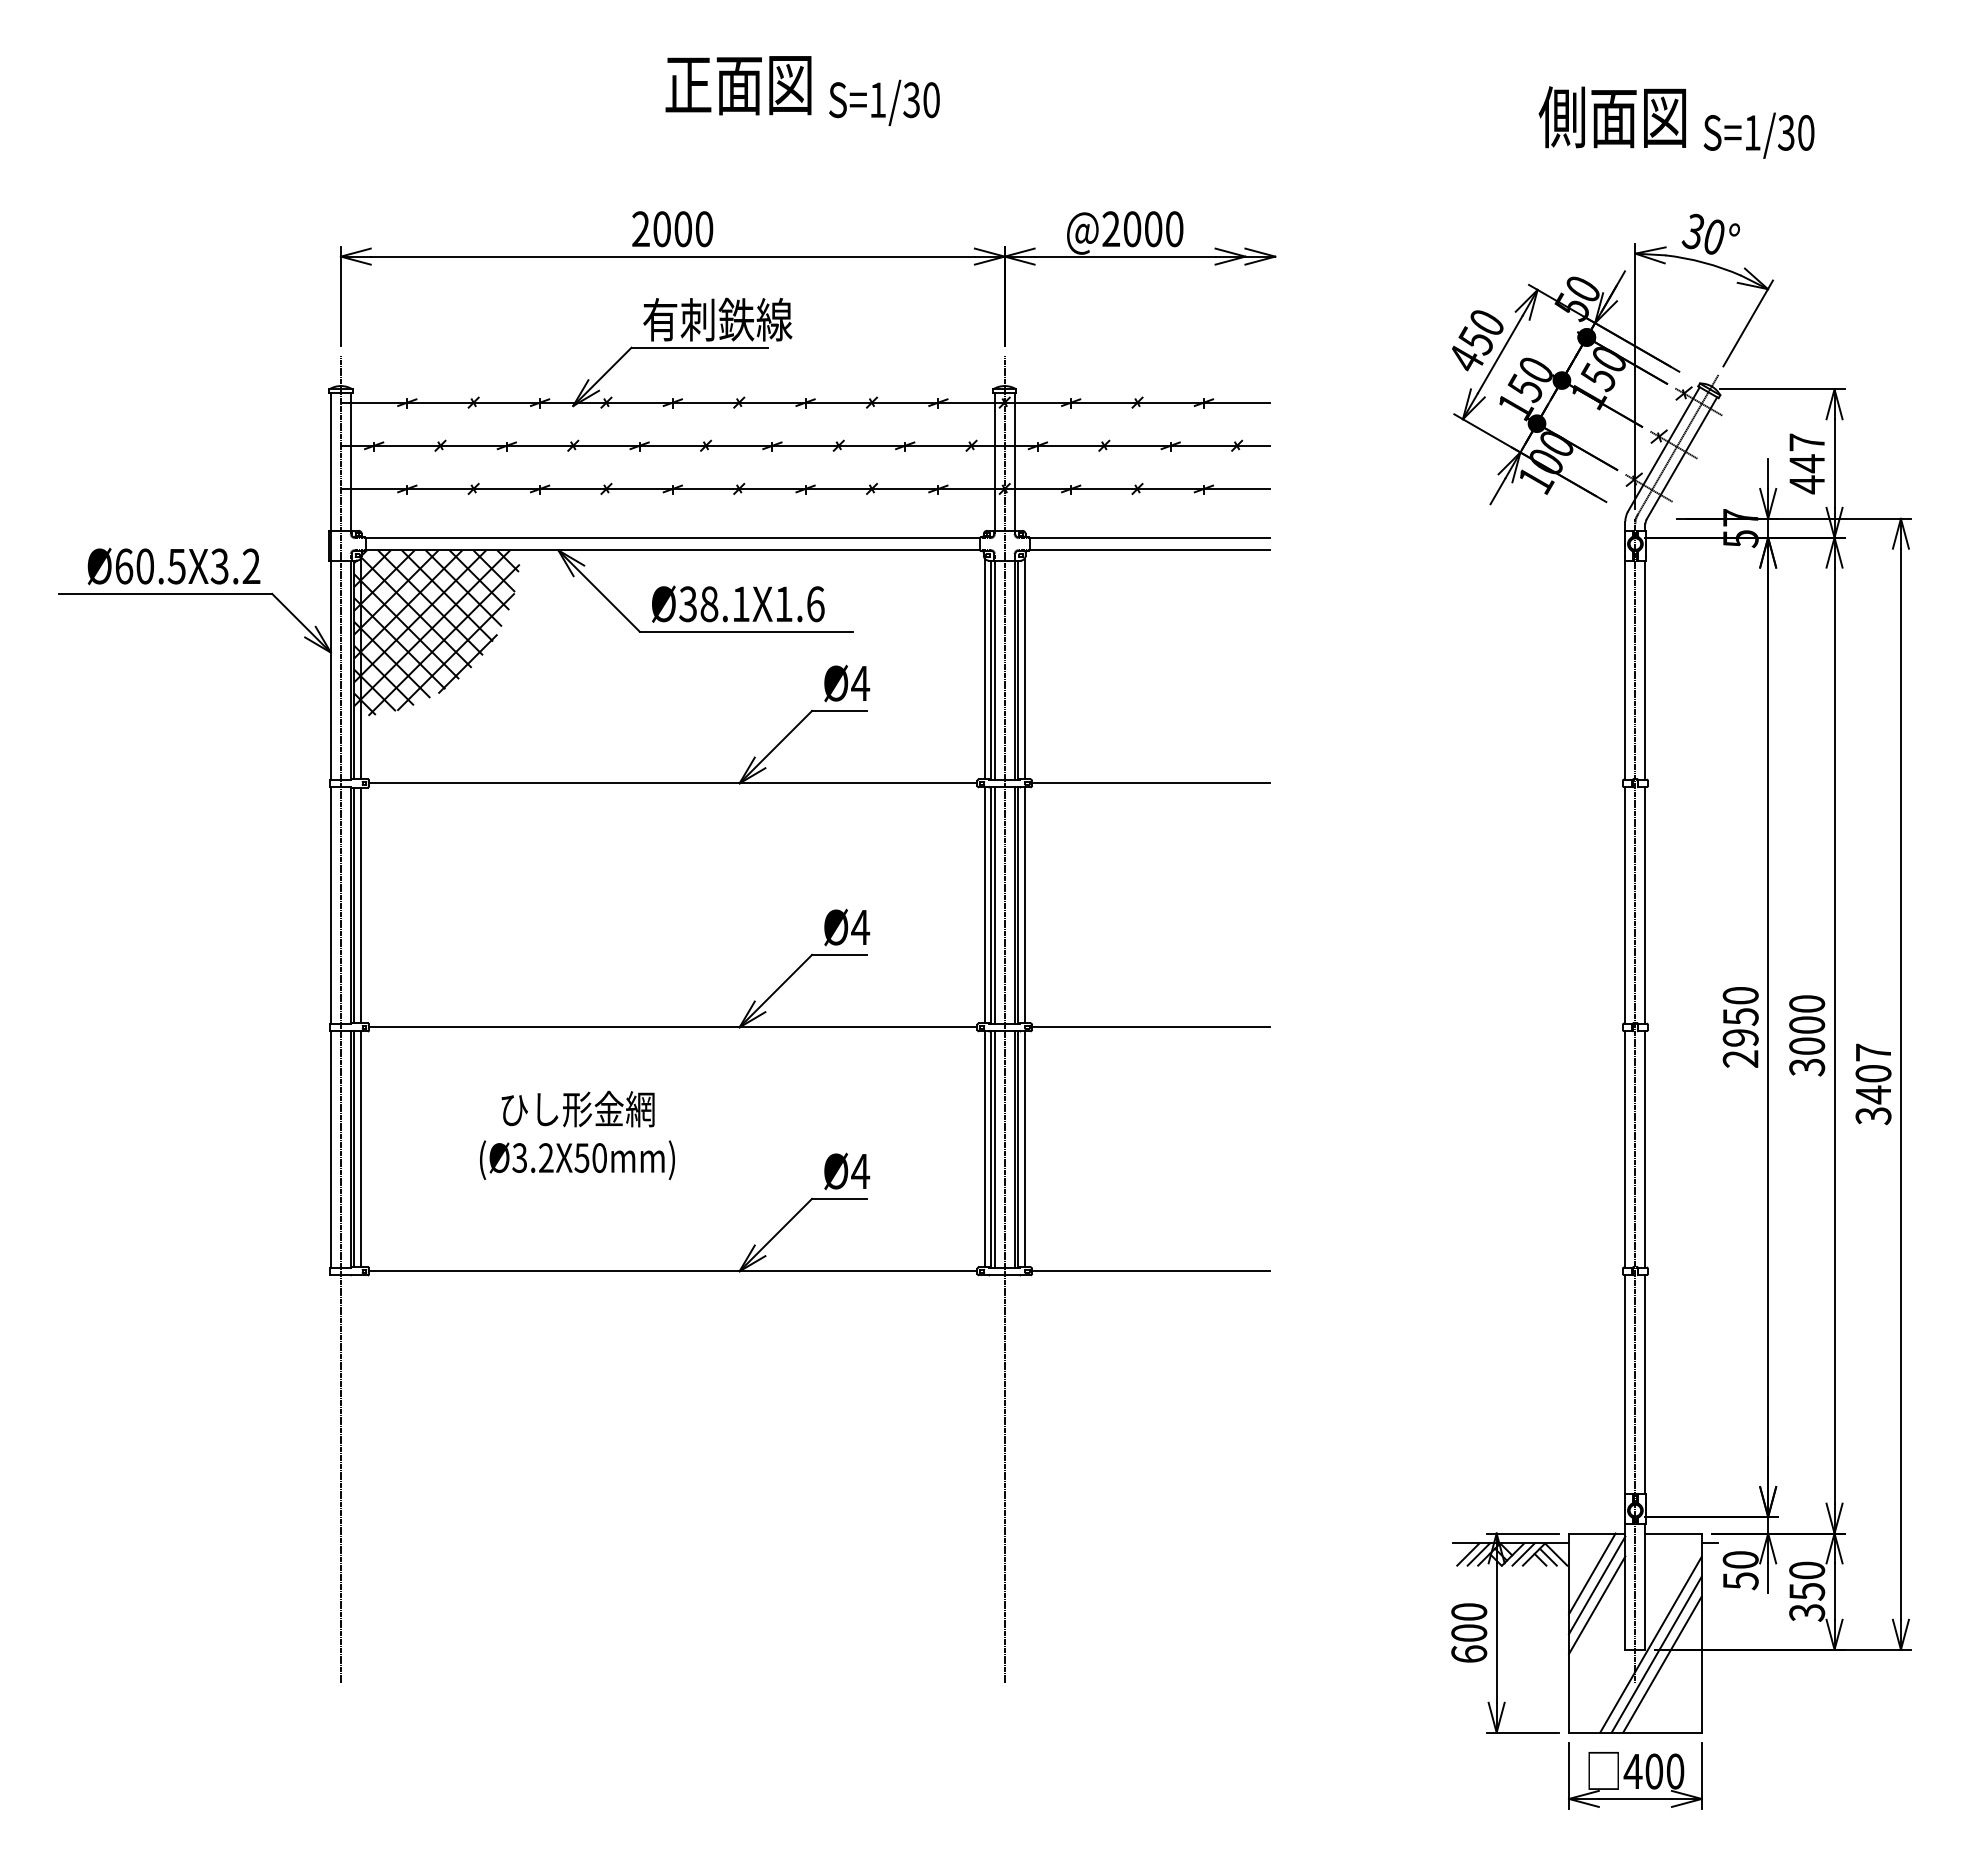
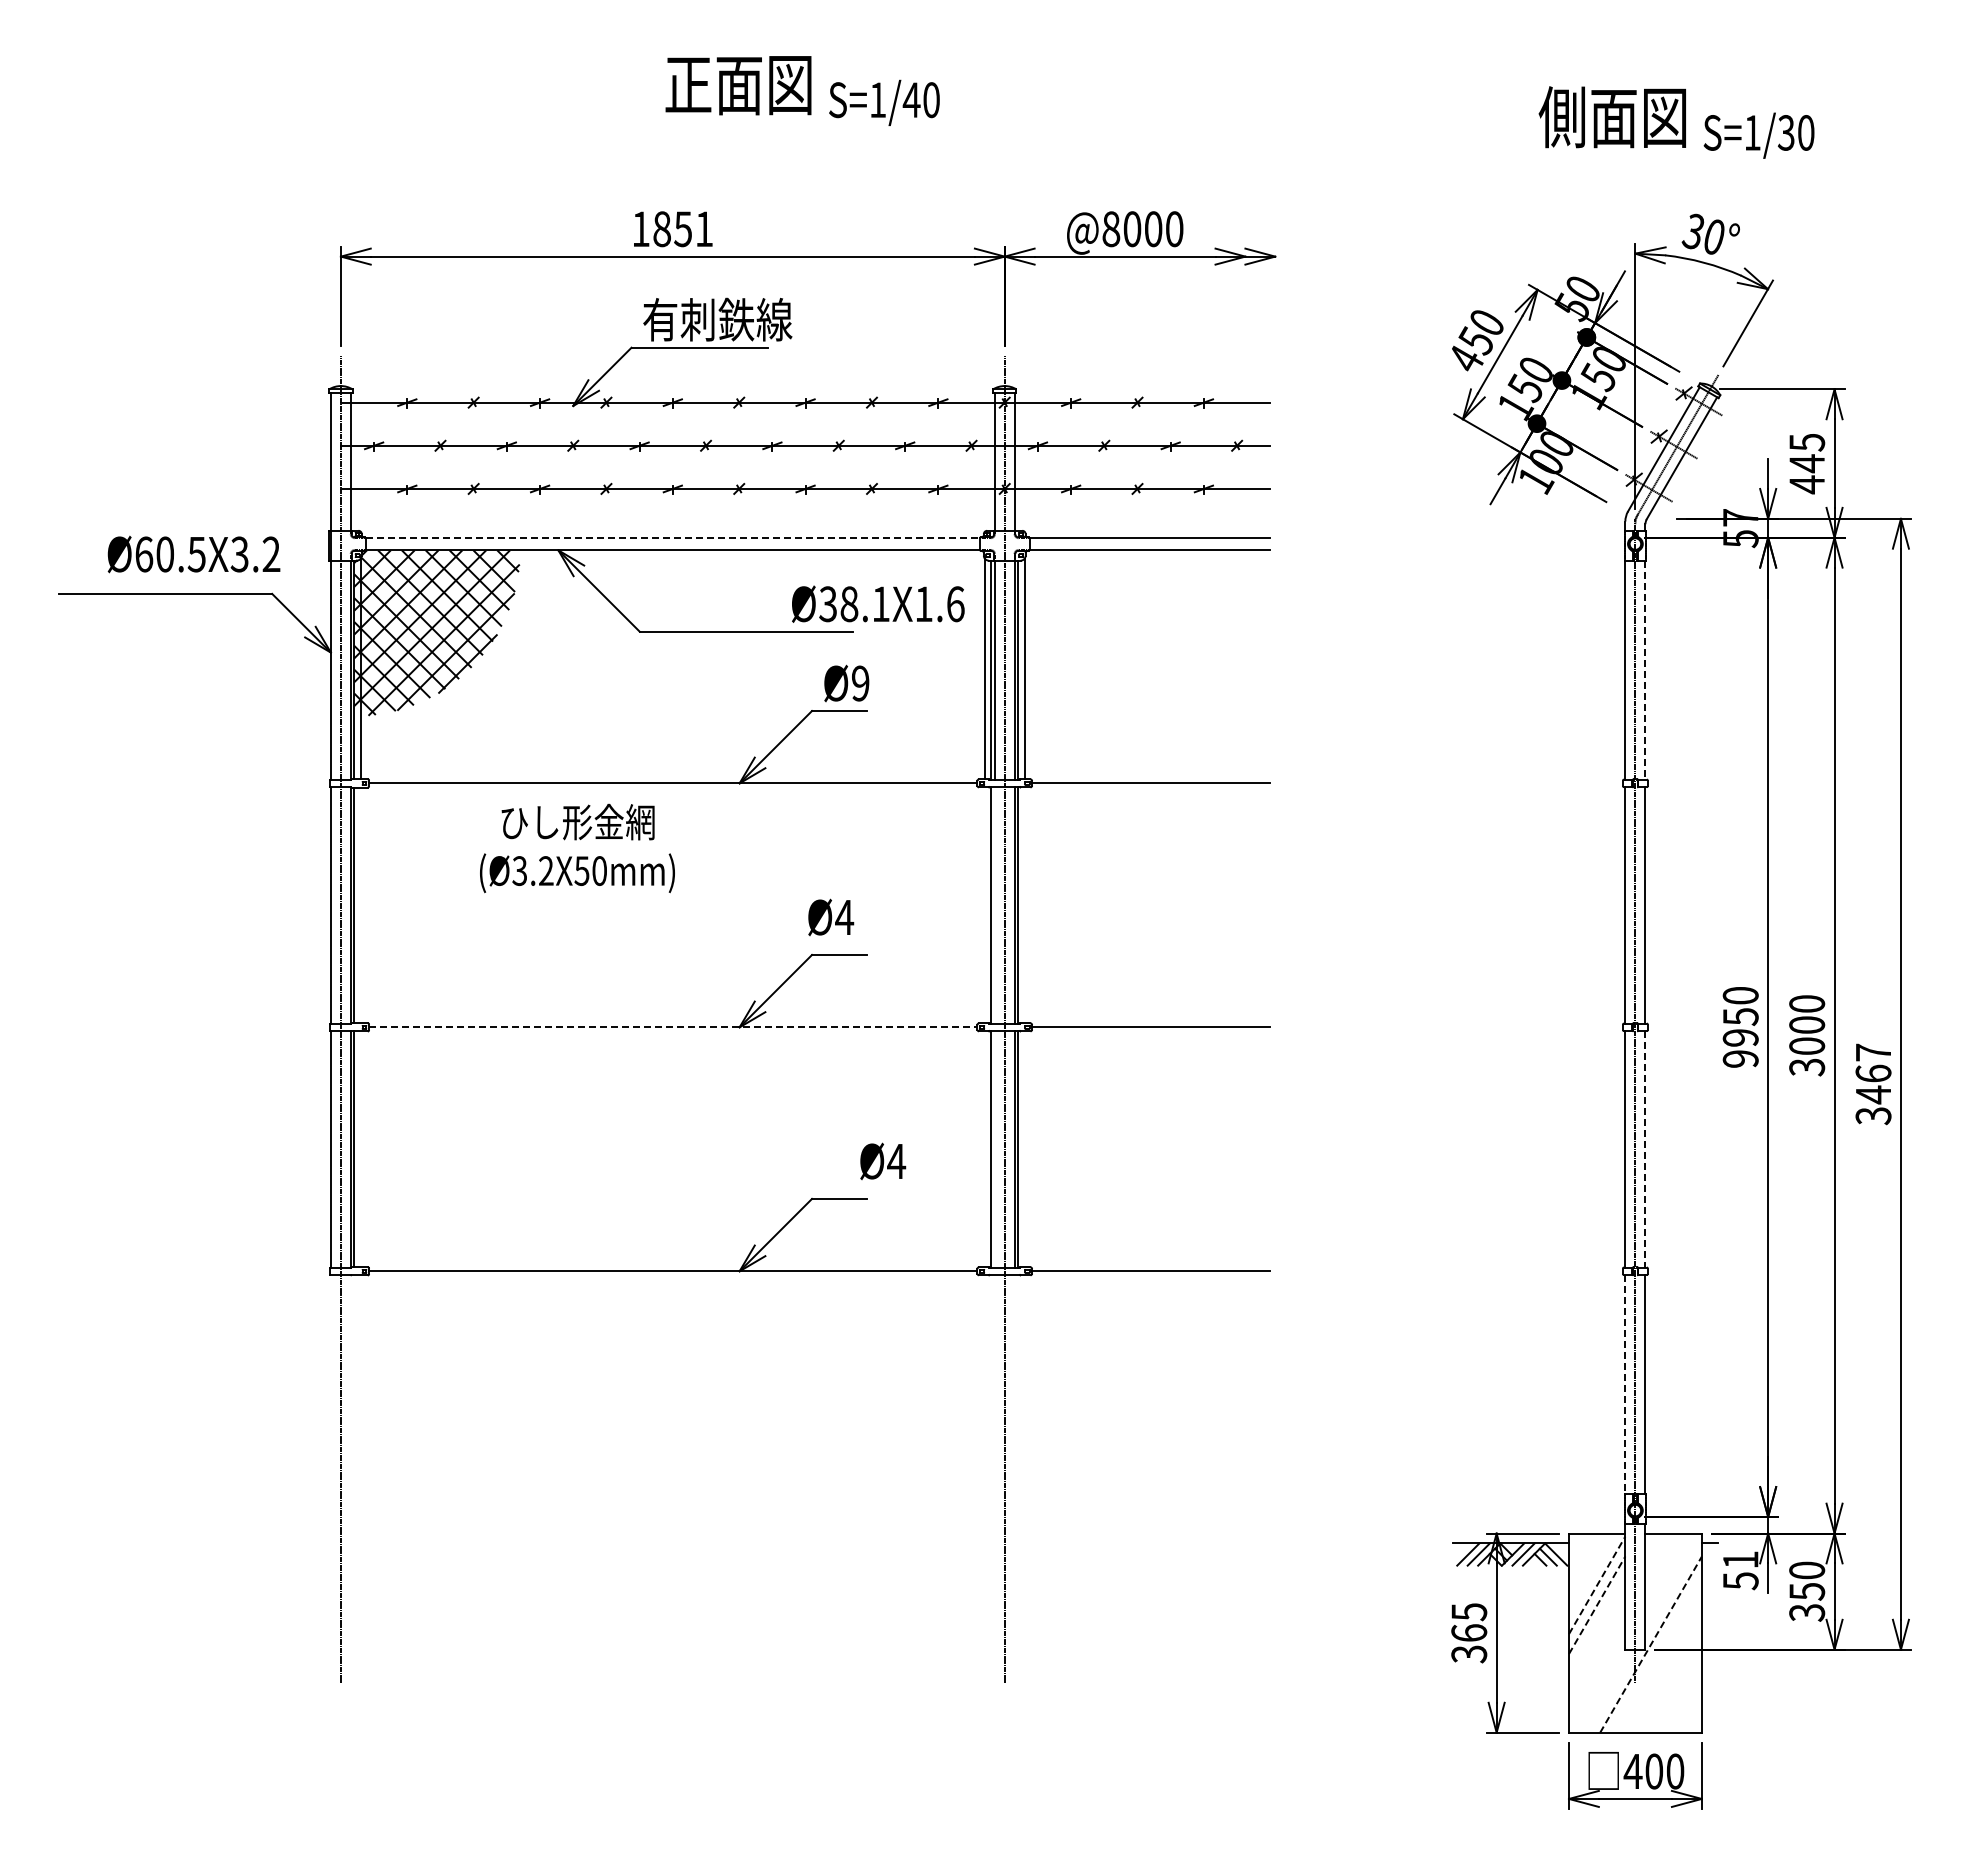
text: S=1/30 -> S=1/40 (911, 100)
text: 2000 -> 1851 (672, 229)
text: @2000 -> @8000 (1111, 229)
text: 447 -> 445 (1807, 442)
line: solid -> dashed (673, 537)
text position: (173, 566) -> (193, 554) (193, 554)
text position: (738, 603) -> (878, 603) (878, 603)
line: solid -> dashed (1645, 670)
text: Ø4 -> Ø9 (860, 683)
line: present -> none (360, 905)
line: present -> none (985, 905)
line: present -> none (994, 905)
line: present -> none (1024, 905)
text position: (847, 927) -> (831, 917) (831, 917)
line: solid -> dashed (673, 1027)
text: 2950 -> 9950 (1740, 1058)
text: 3407 -> 3467 (1873, 1073)
text position: (577, 1135) -> (577, 848) (577, 848)
line: present -> none (360, 1149)
line: present -> none (985, 1149)
line: present -> none (994, 1149)
line: present -> none (1024, 1149)
line: solid -> dashed (1645, 1149)
text position: (847, 1170) -> (883, 1160) (883, 1160)
line: solid -> dashed (1625, 1385)
text: 50 -> 51 (1740, 1559)
line: present -> none (1592, 1573)
line: solid -> dashed (1597, 1584)
line: solid -> dashed (1597, 1604)
text: 600 -> 365 (1469, 1633)
line: solid -> dashed (1651, 1644)
line: present -> none (1656, 1654)
line: present -> none (1662, 1664)
